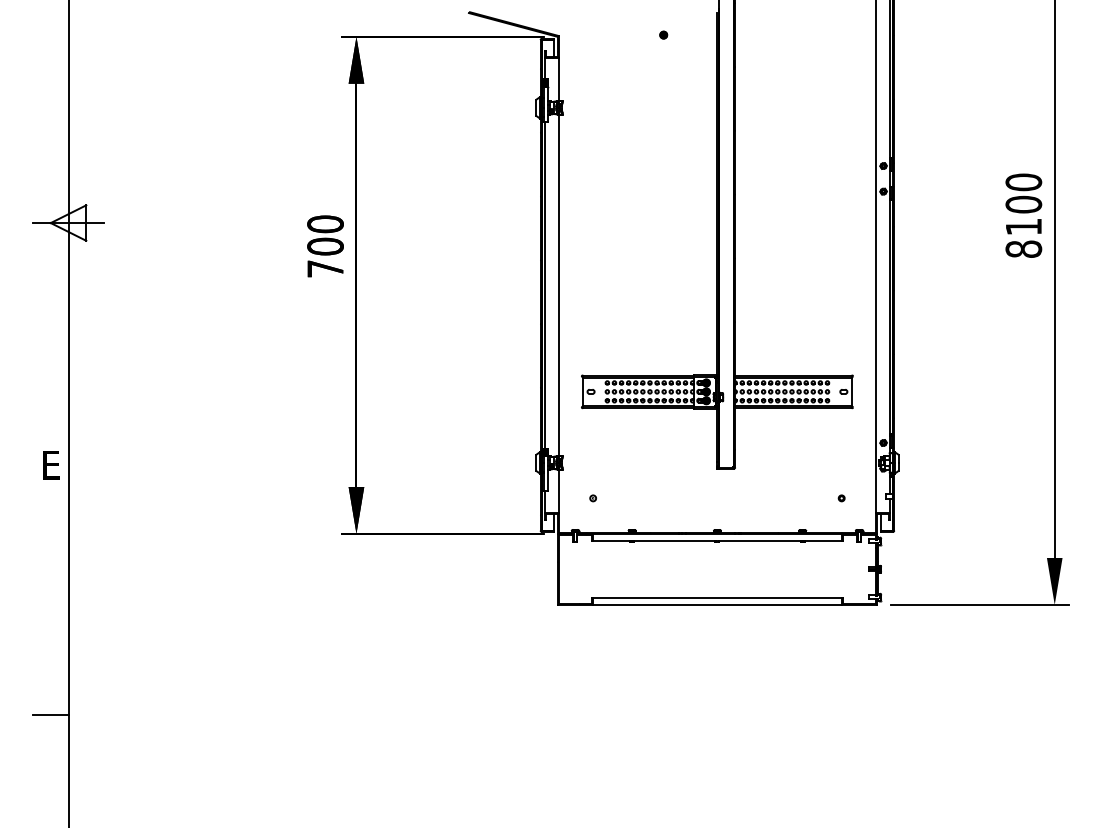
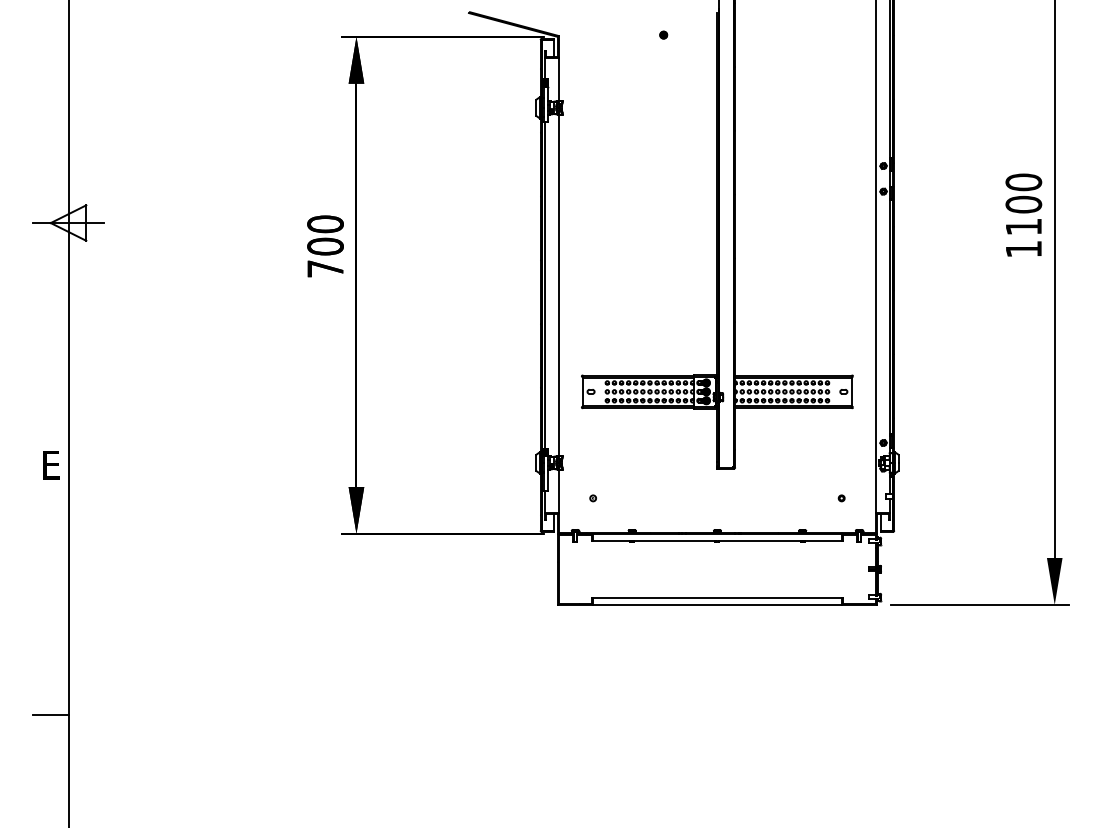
text: 8100 -> 1100 (1023, 248)
